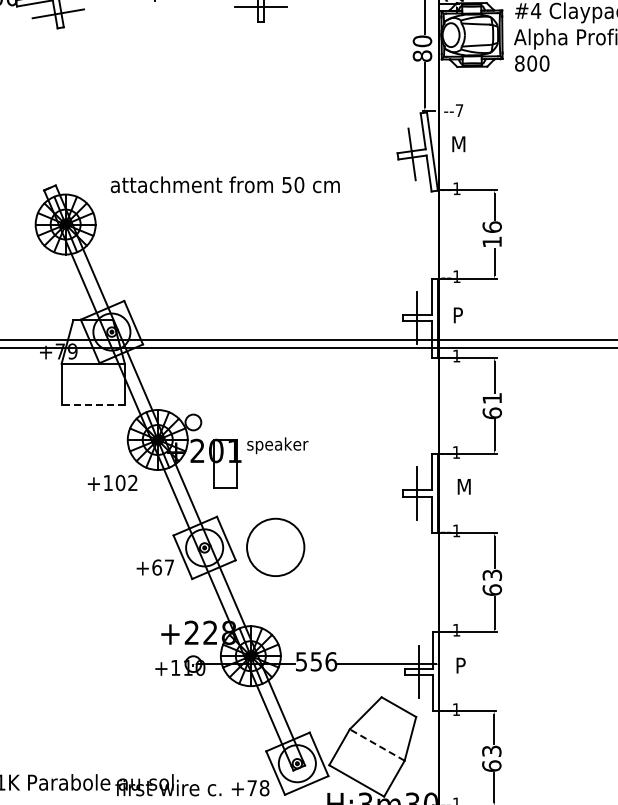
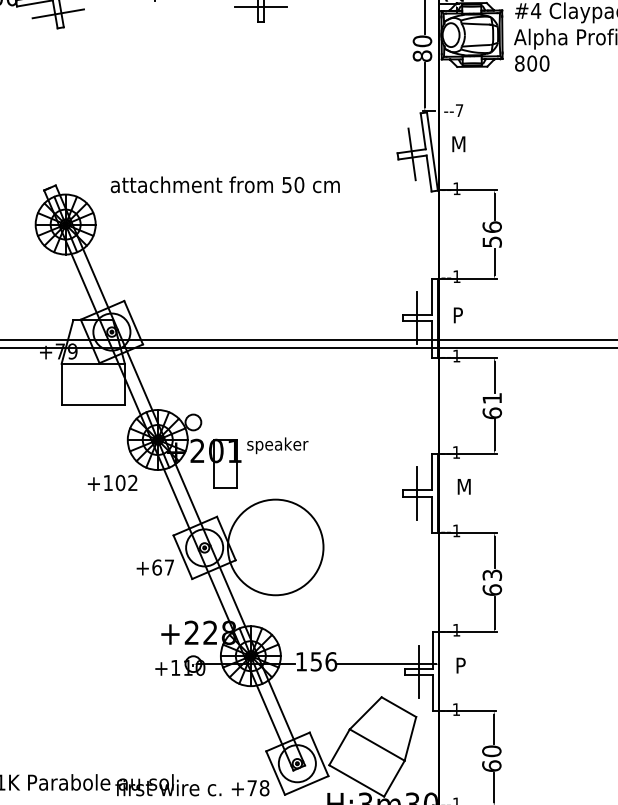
text: 16 -> 56 (491, 241)
line: dashed -> solid (93, 405)
circle diameter: 57 px -> 96 px (275, 547)
text: 556 -> 156 (301, 661)
line: dashed -> solid (377, 745)
text: 63 -> 60 (491, 751)
